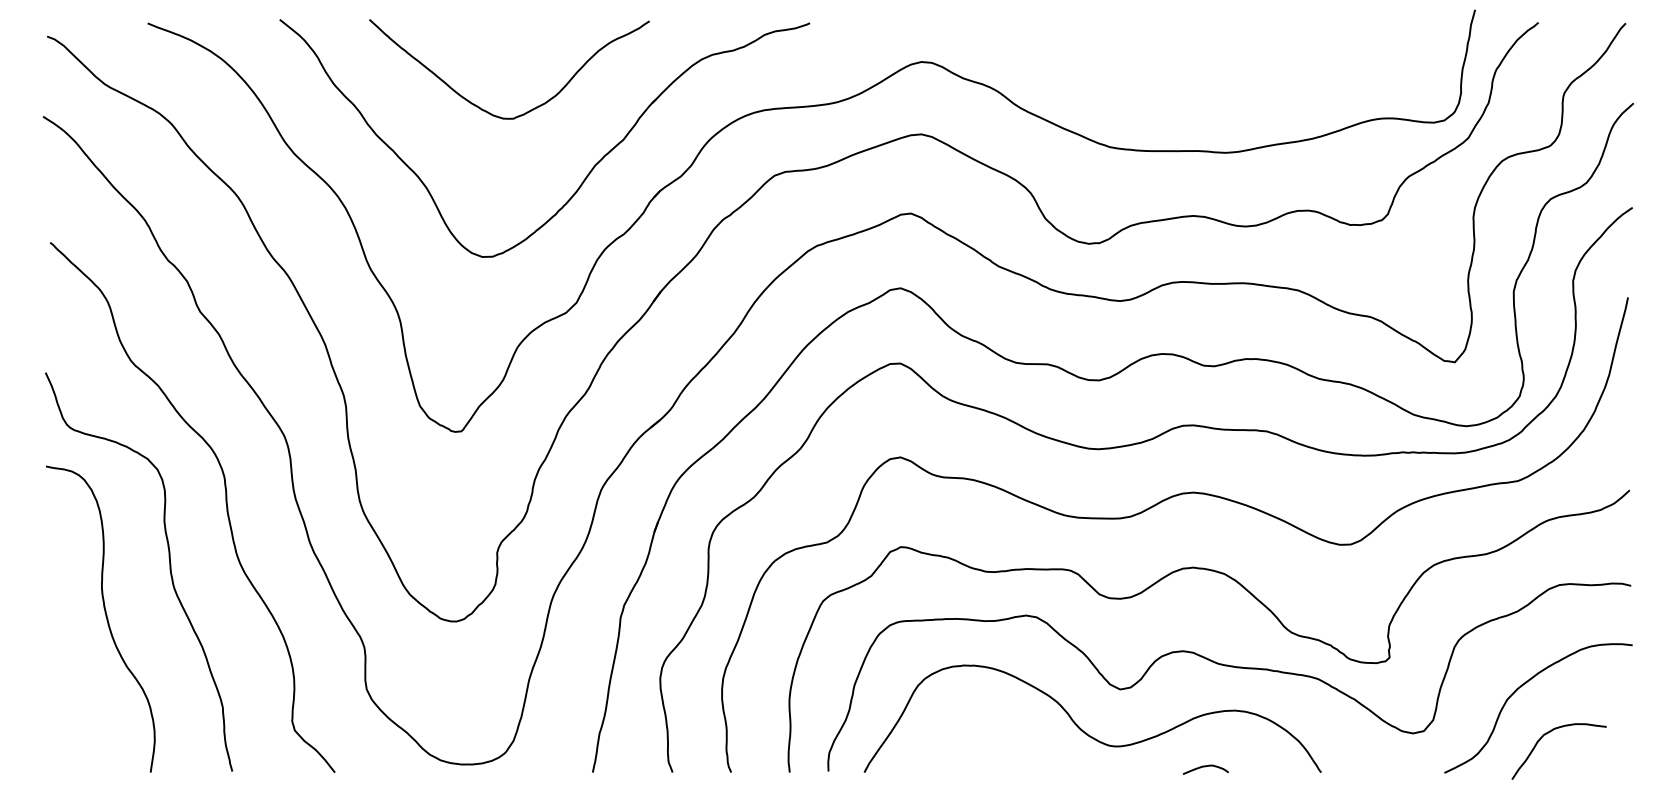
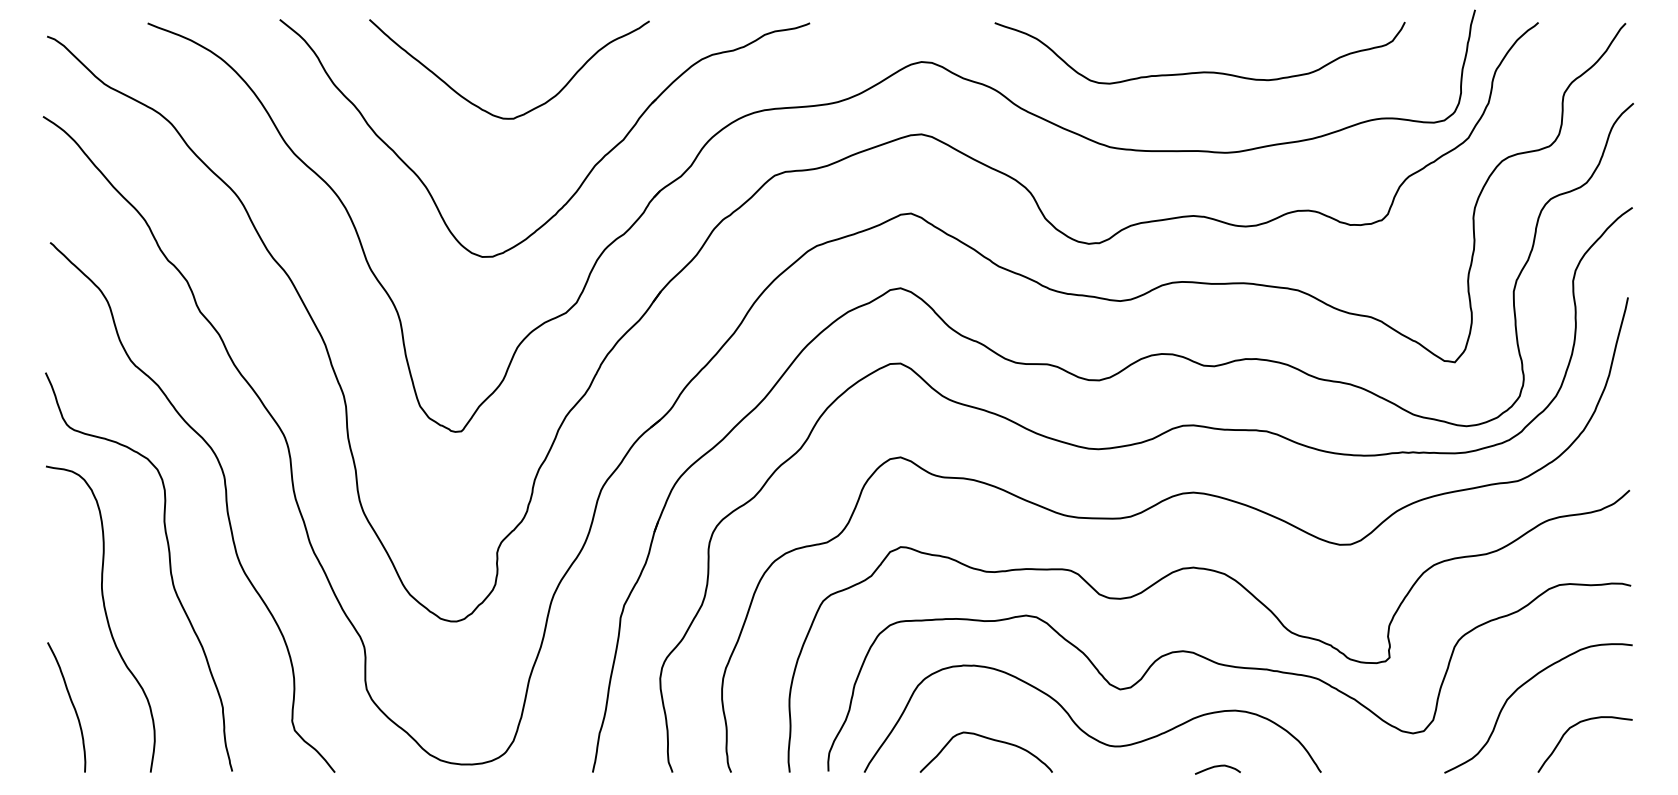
curve: none -> present (1199, 71)
curve: none -> present (72, 706)
curve position: (1548, 733) -> (1574, 726) (1574, 726)
curve: none -> present (988, 739)
curve position: (1205, 767) -> (1217, 767) (1217, 767)
